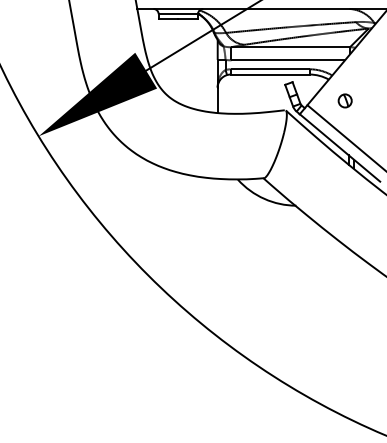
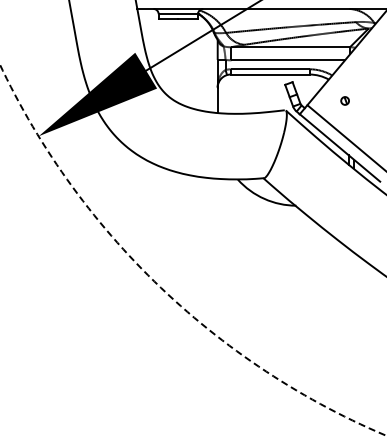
part size: 16x16 px -> 10x10 px (344, 100)
circle: solid -> dashed (193, 249)
